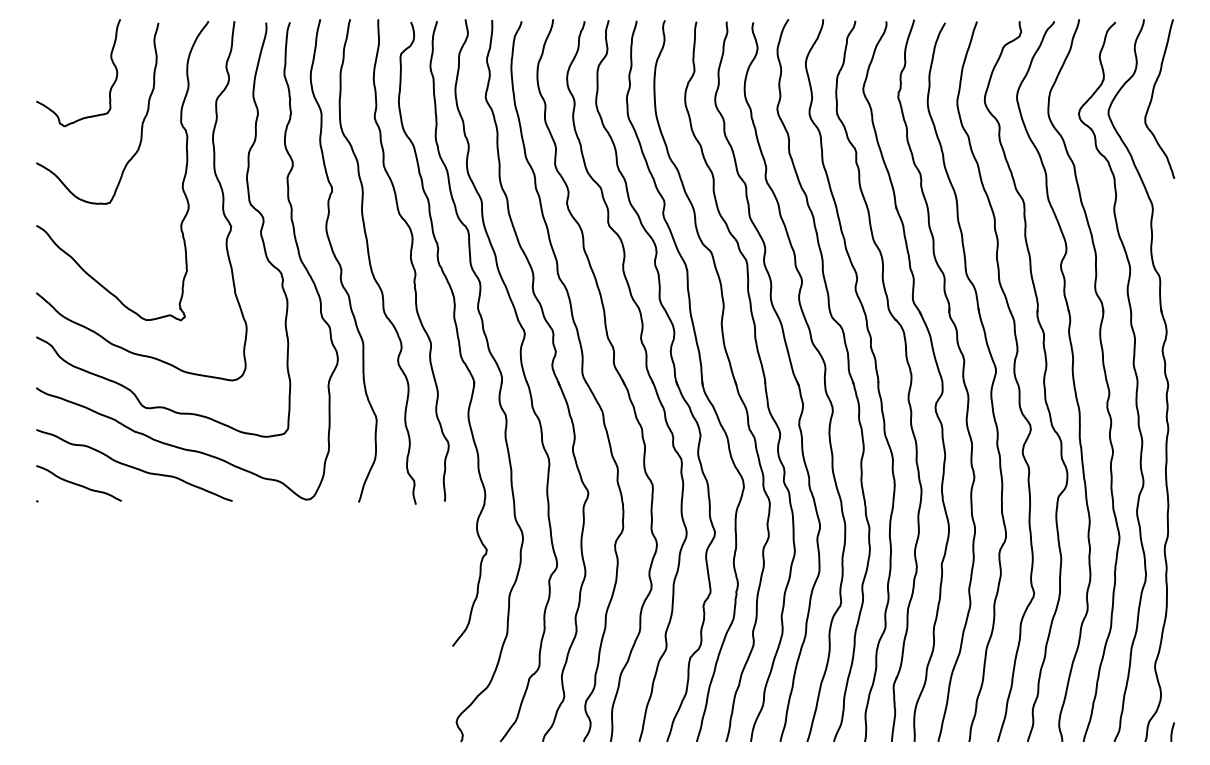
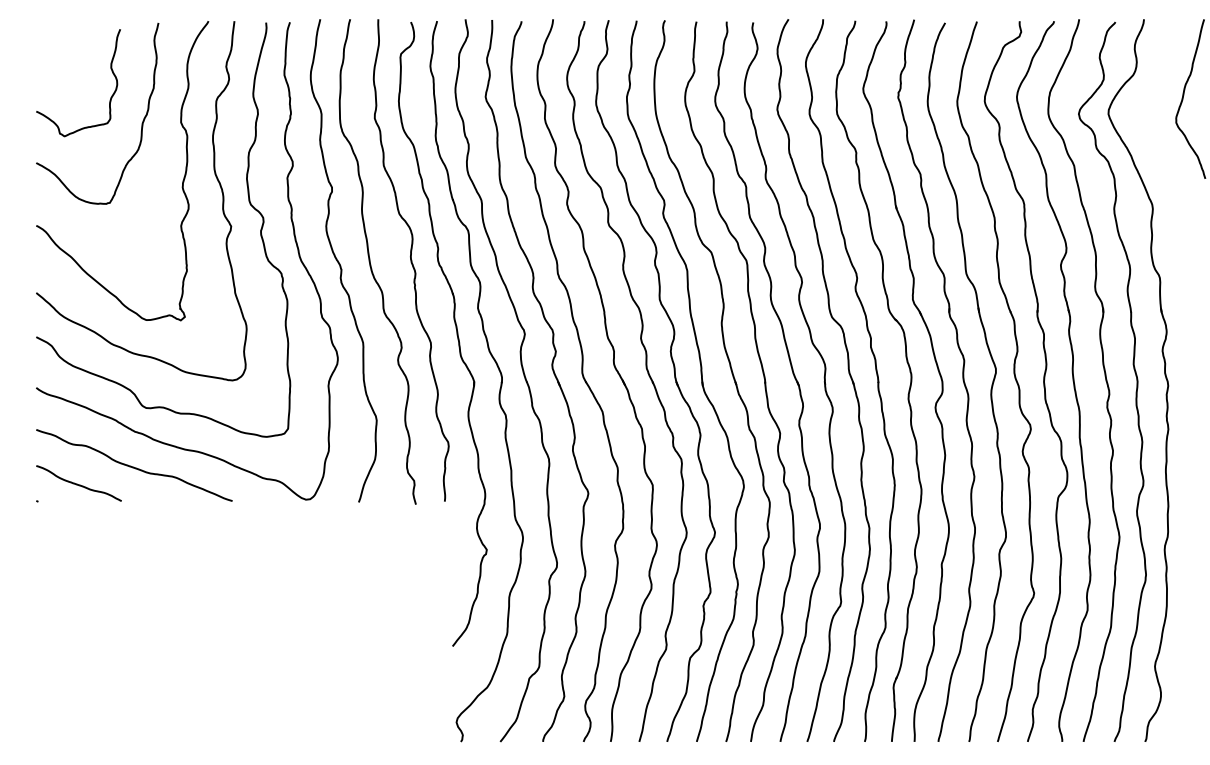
curve position: (110, 59) -> (110, 69) (110, 69)
curve position: (1153, 95) -> (1184, 95) (1184, 95)
line: present -> none (1172, 731)
